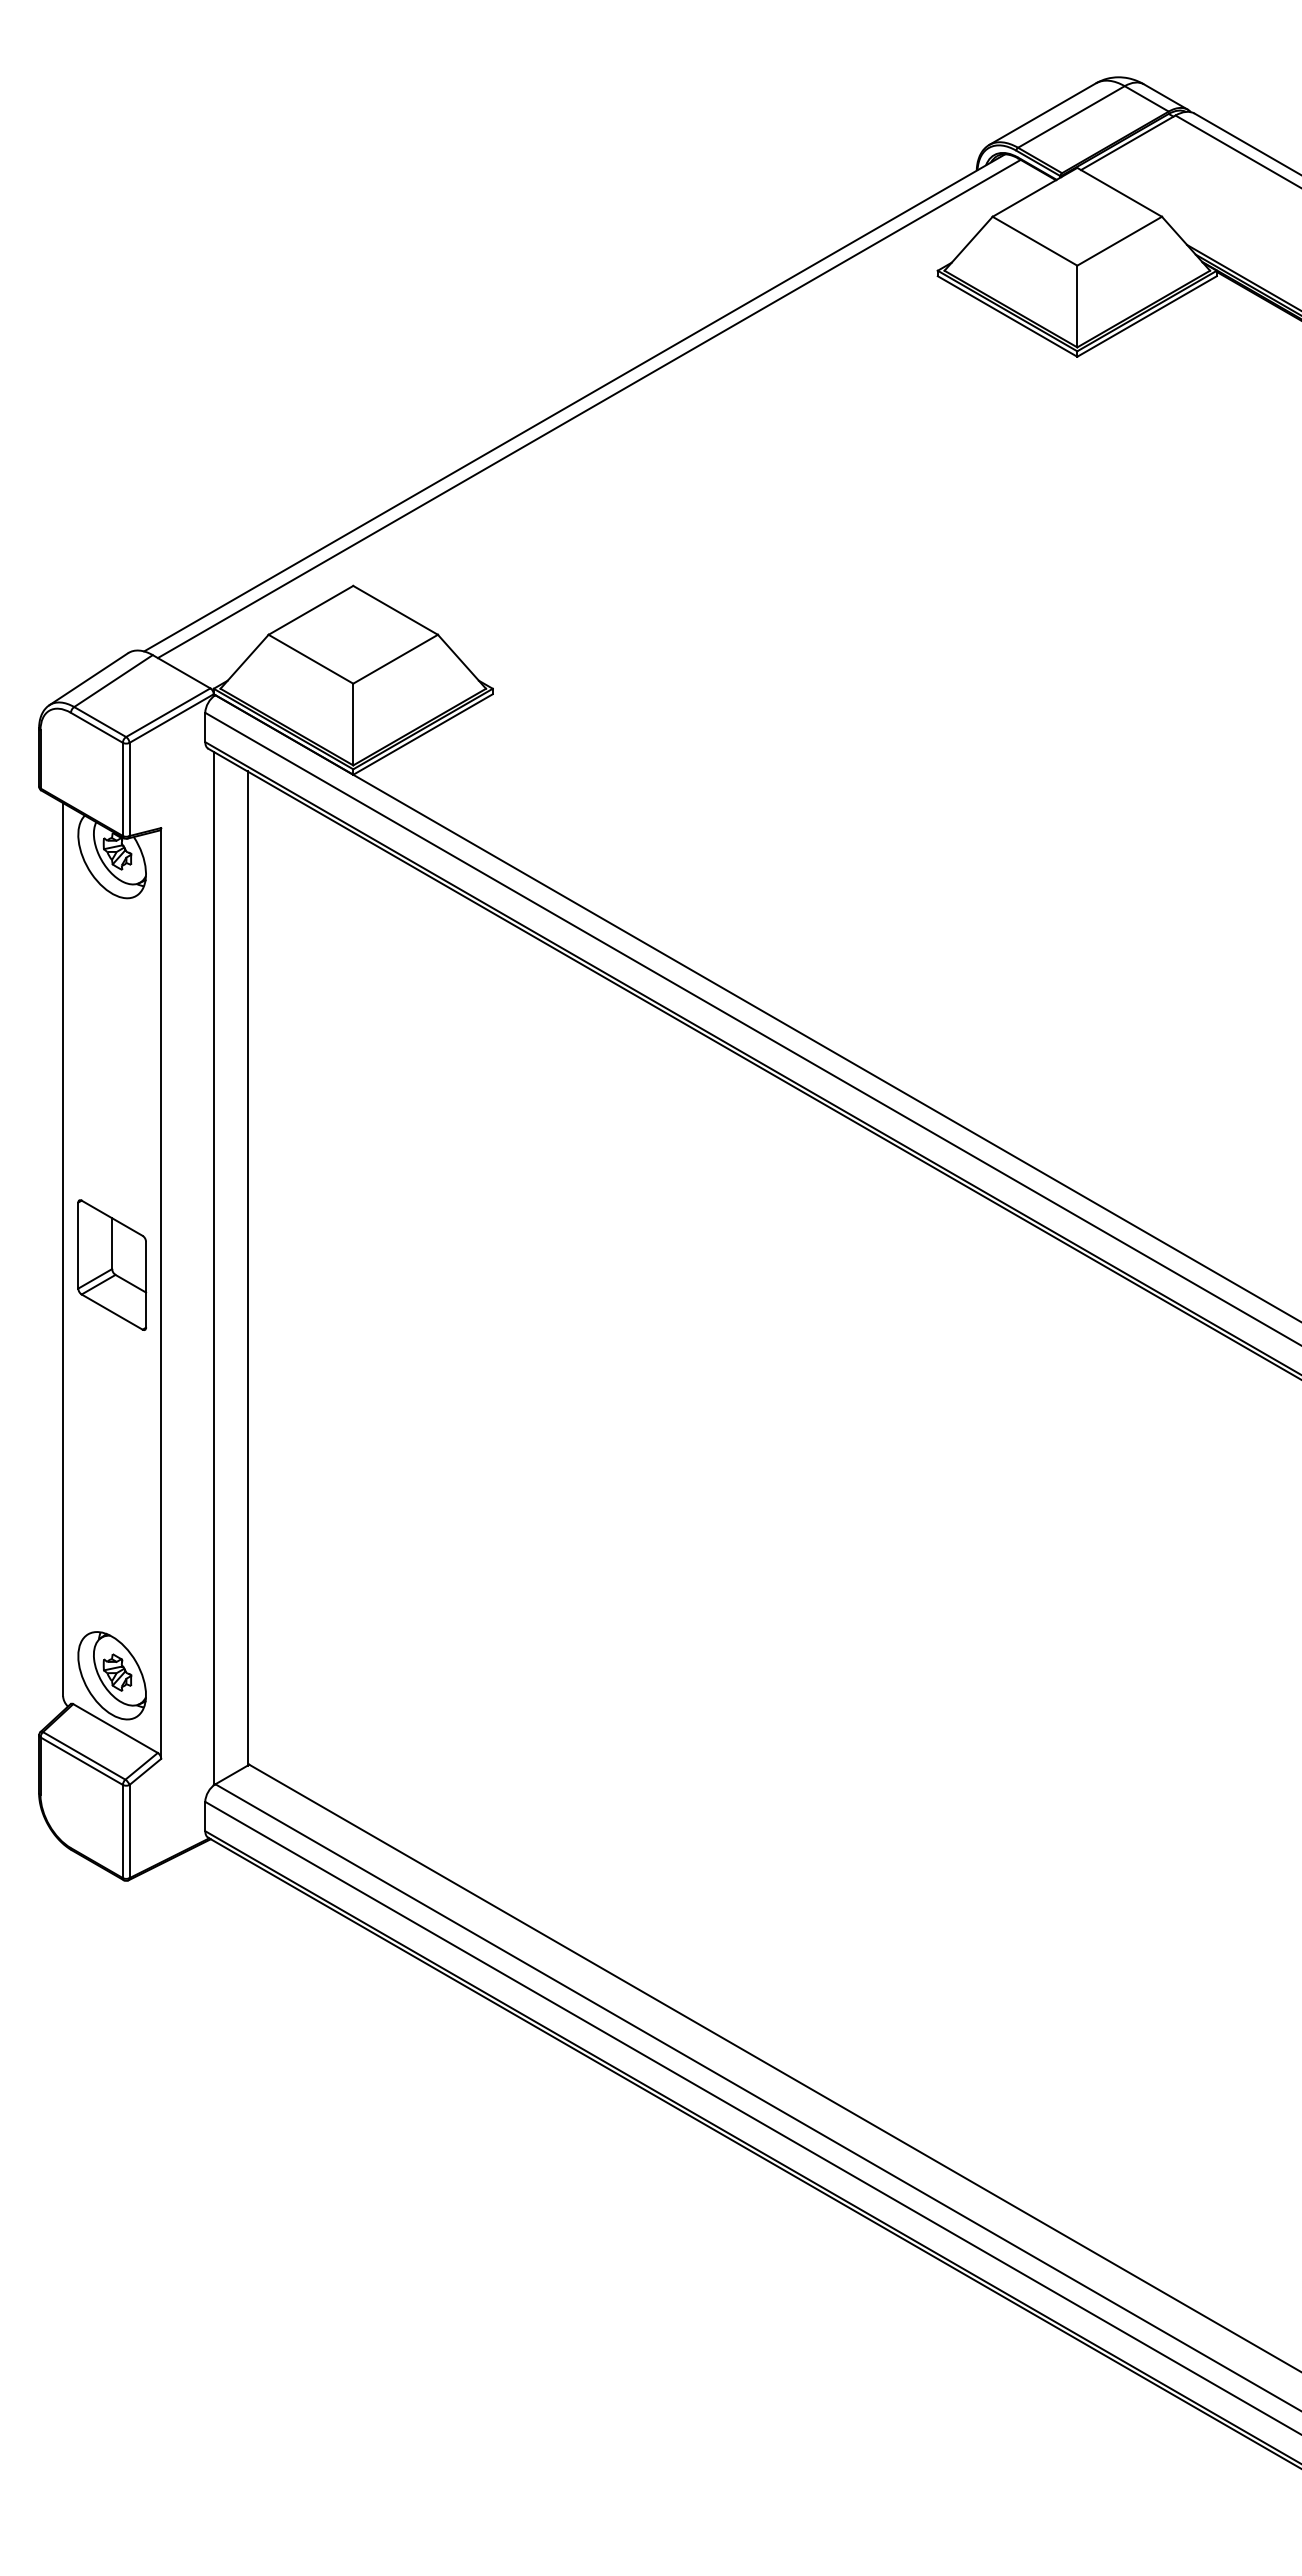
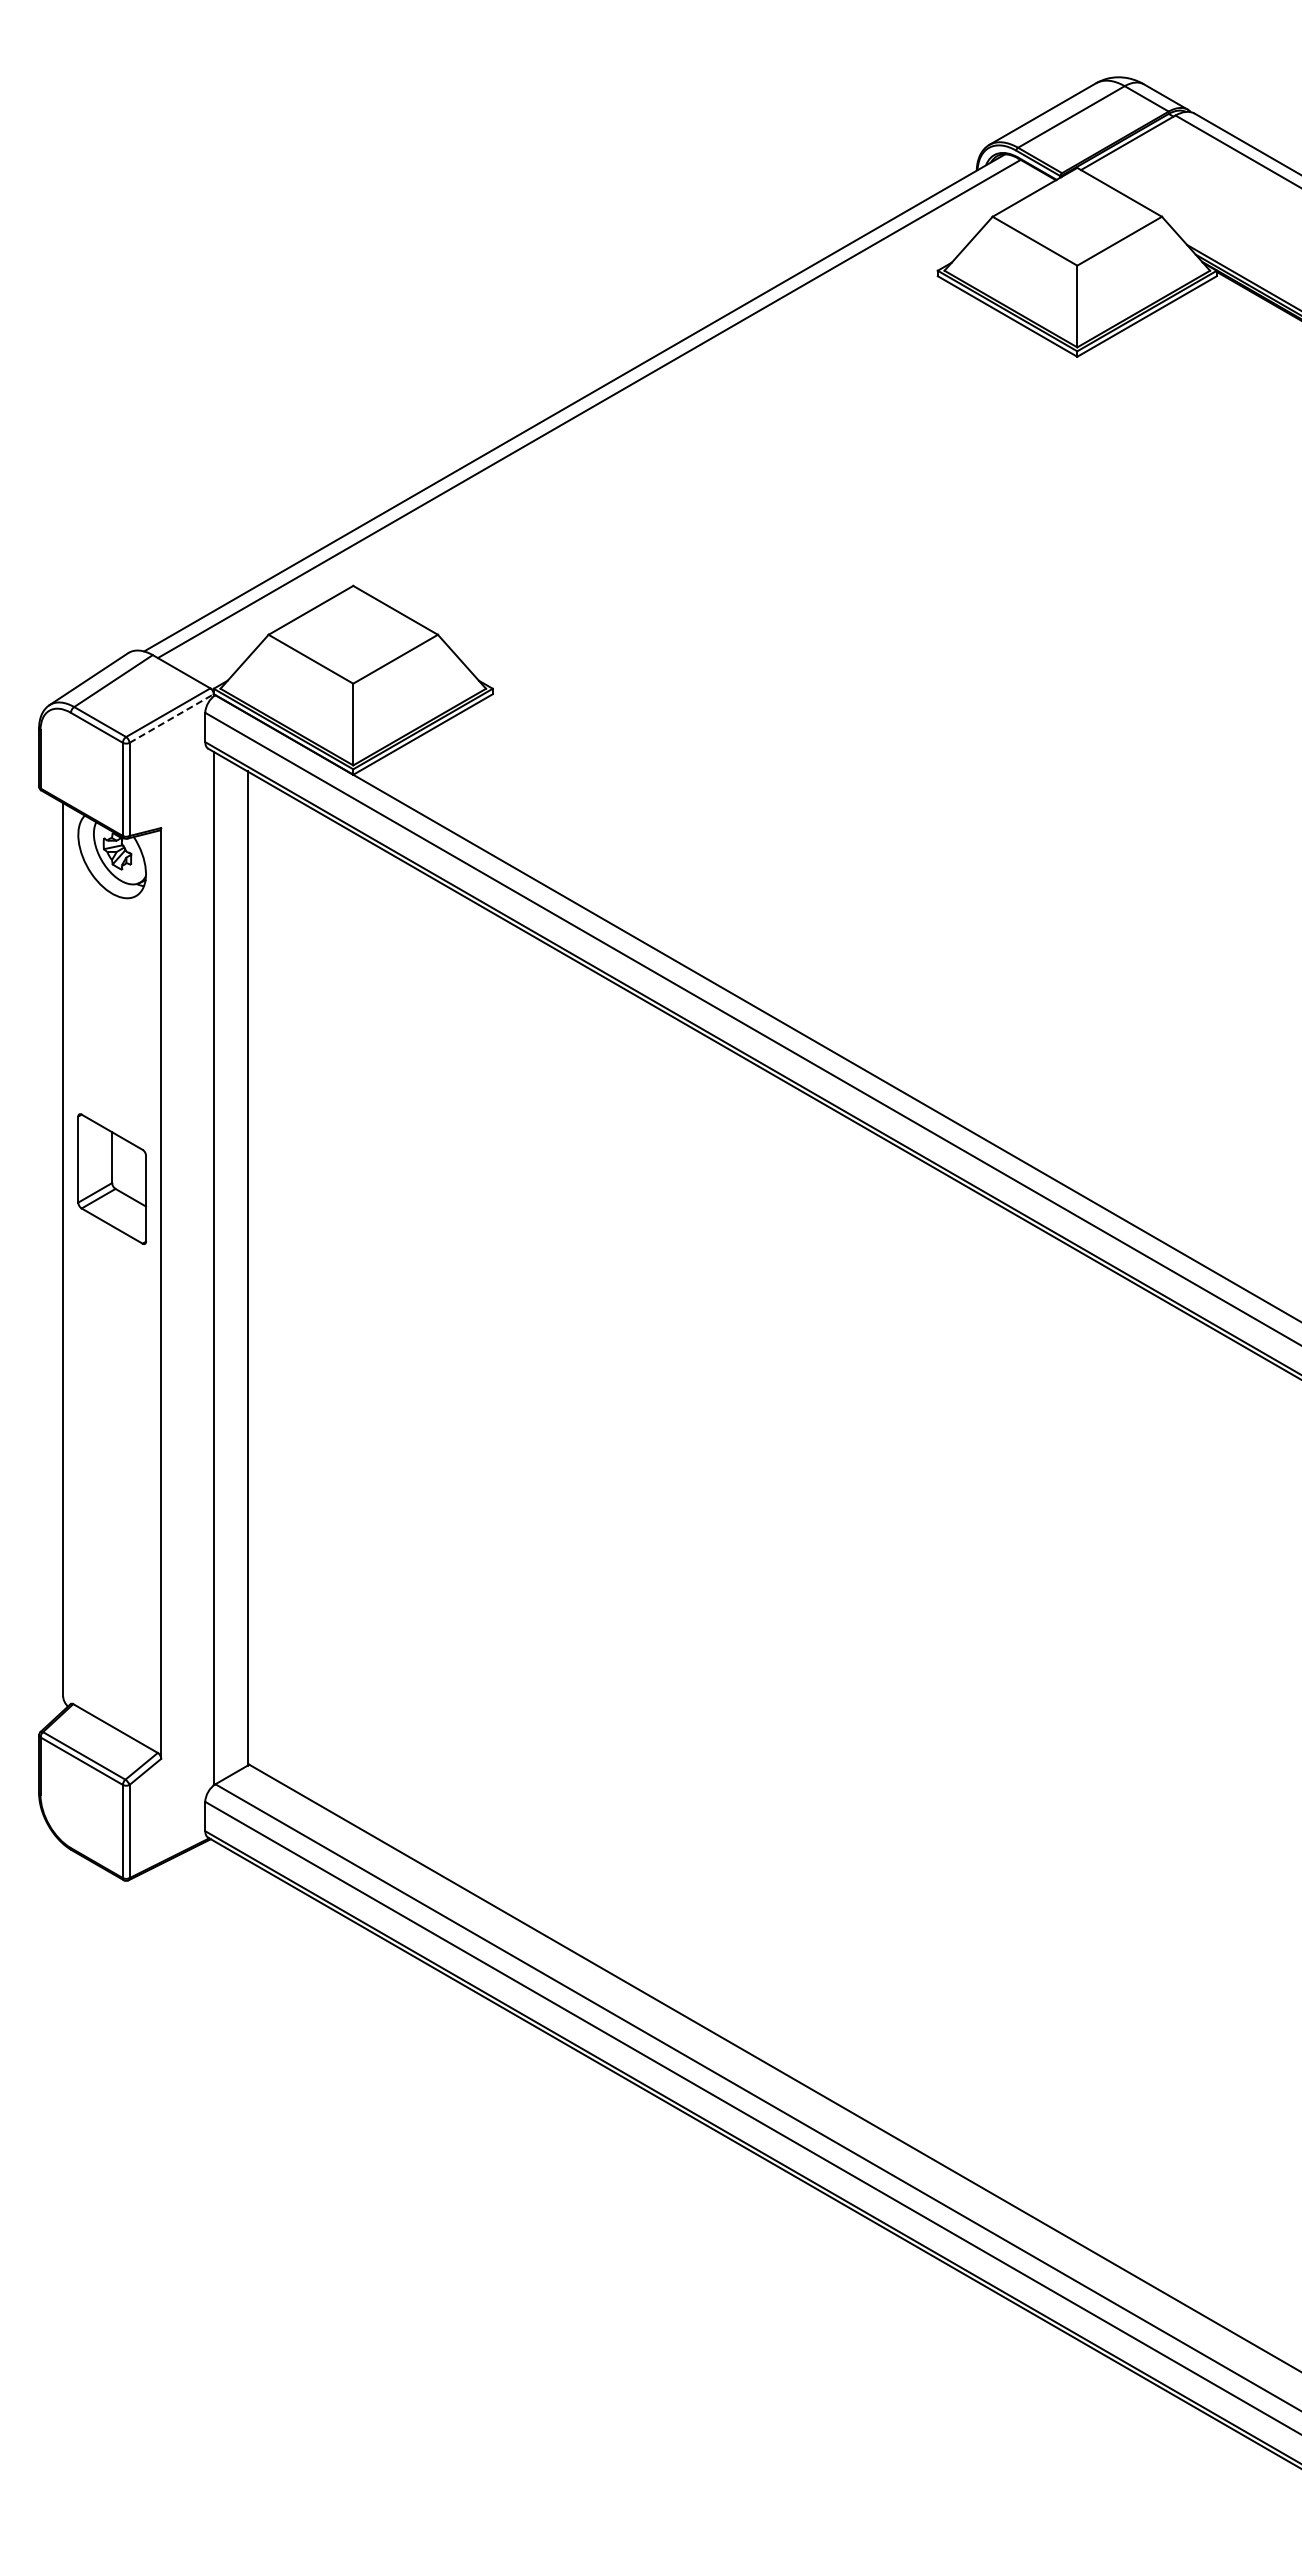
line: solid -> dashed (171, 718)
part position: (112, 1264) -> (112, 1178) (112, 1178)
part: present -> none (111, 1675)
